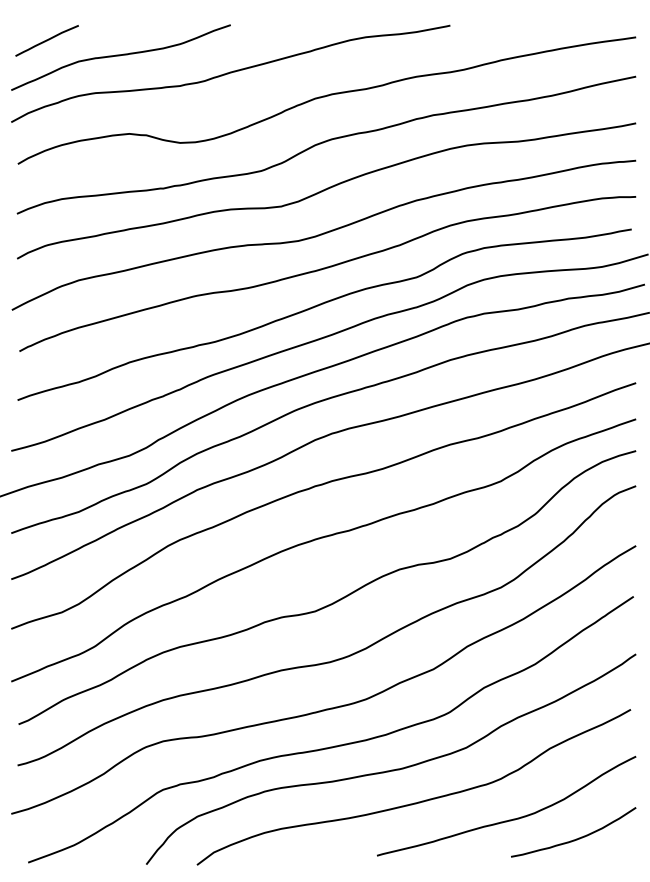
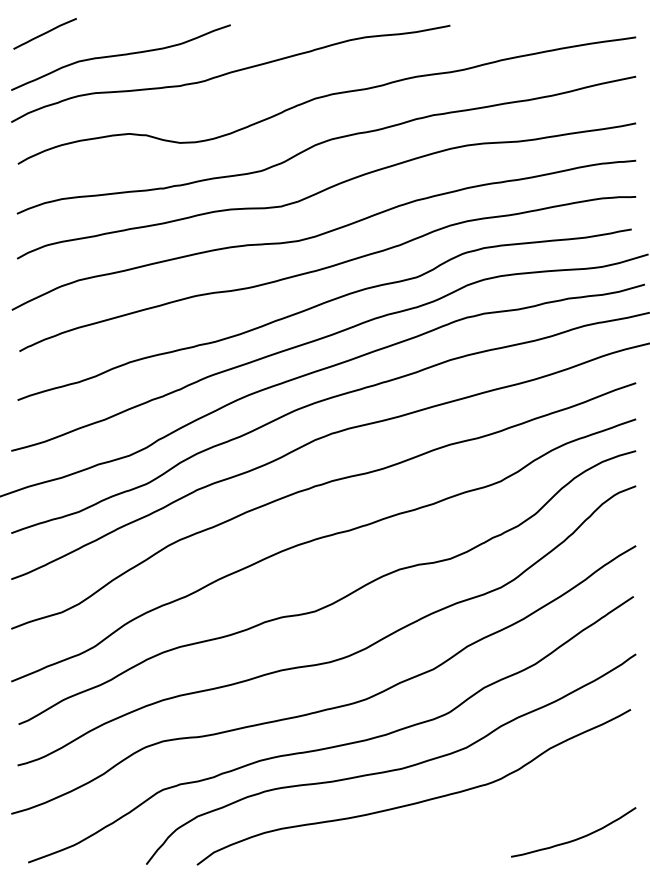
line position: (46, 40) -> (44, 33) (44, 33)
curve: present -> none (509, 819)
